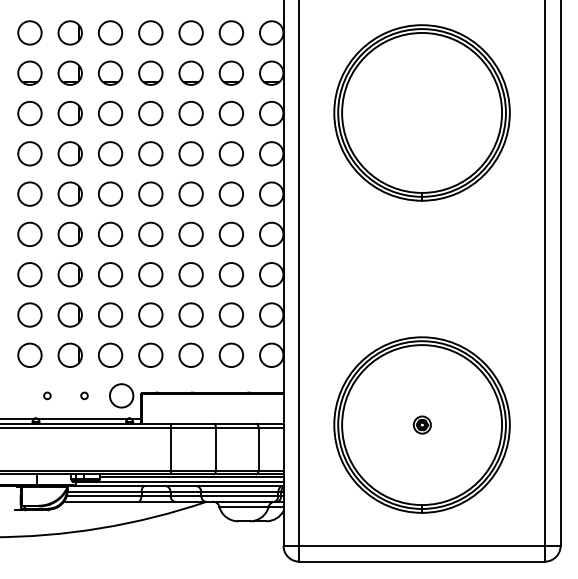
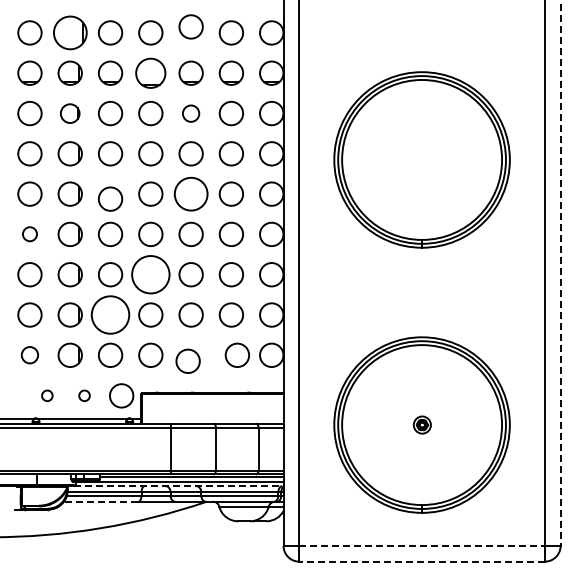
part size: 26x26 px -> 35x36 px (70, 32)
circle position: (190, 32) -> (190, 26) (190, 26)
part size: 26x26 px -> 32x32 px (150, 72)
part position: (421, 112) -> (421, 159) (421, 159)
part size: 26x26 px -> 21x21 px (70, 113)
circle size: 26x26 px -> 19x19 px (191, 113)
circle position: (110, 193) -> (110, 198) (110, 198)
circle size: 26x26 px -> 36x36 px (190, 193)
circle size: 26x26 px -> 16x17 px (29, 234)
line: solid -> dashed (560, 273)
circle diameter: 23 px -> 37 px (150, 274)
circle diameter: 23 px -> 37 px (110, 314)
circle size: 26x26 px -> 19x19 px (29, 355)
circle position: (190, 354) -> (187, 360) (187, 360)
circle position: (230, 354) -> (236, 354) (236, 354)
circle size: 9x10 px -> 13x13 px (47, 395)
circle size: 9x10 px -> 13x13 px (84, 395)
line: solid -> dashed (178, 486)
line: solid -> dashed (100, 501)
line: solid -> dashed (422, 546)
line: solid -> dashed (422, 561)
